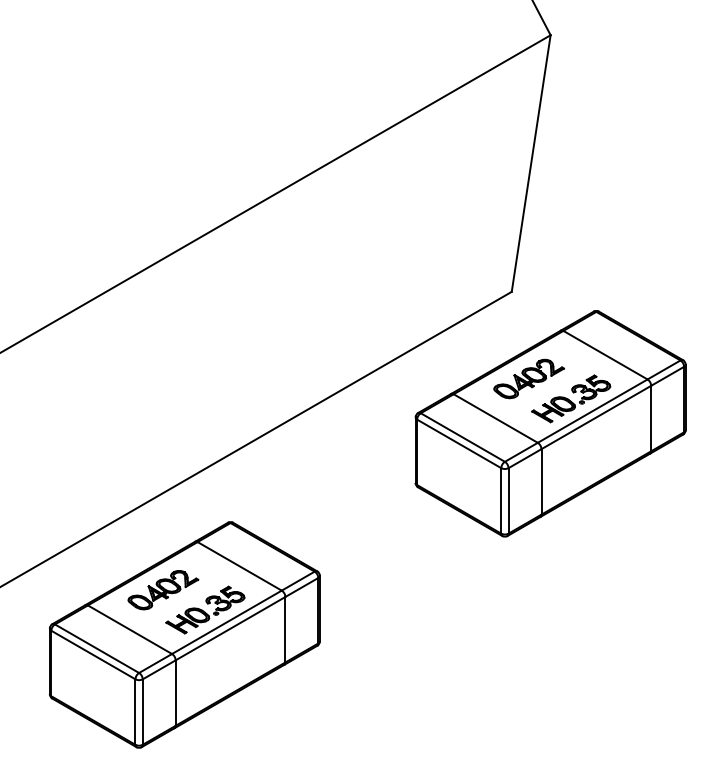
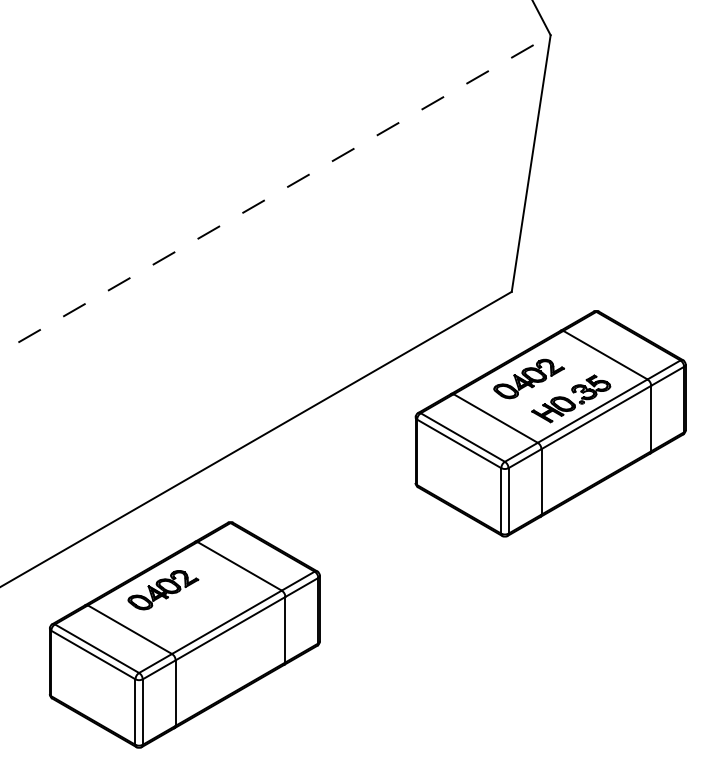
line: solid -> dashed (275, 194)
part: present -> none (205, 609)
